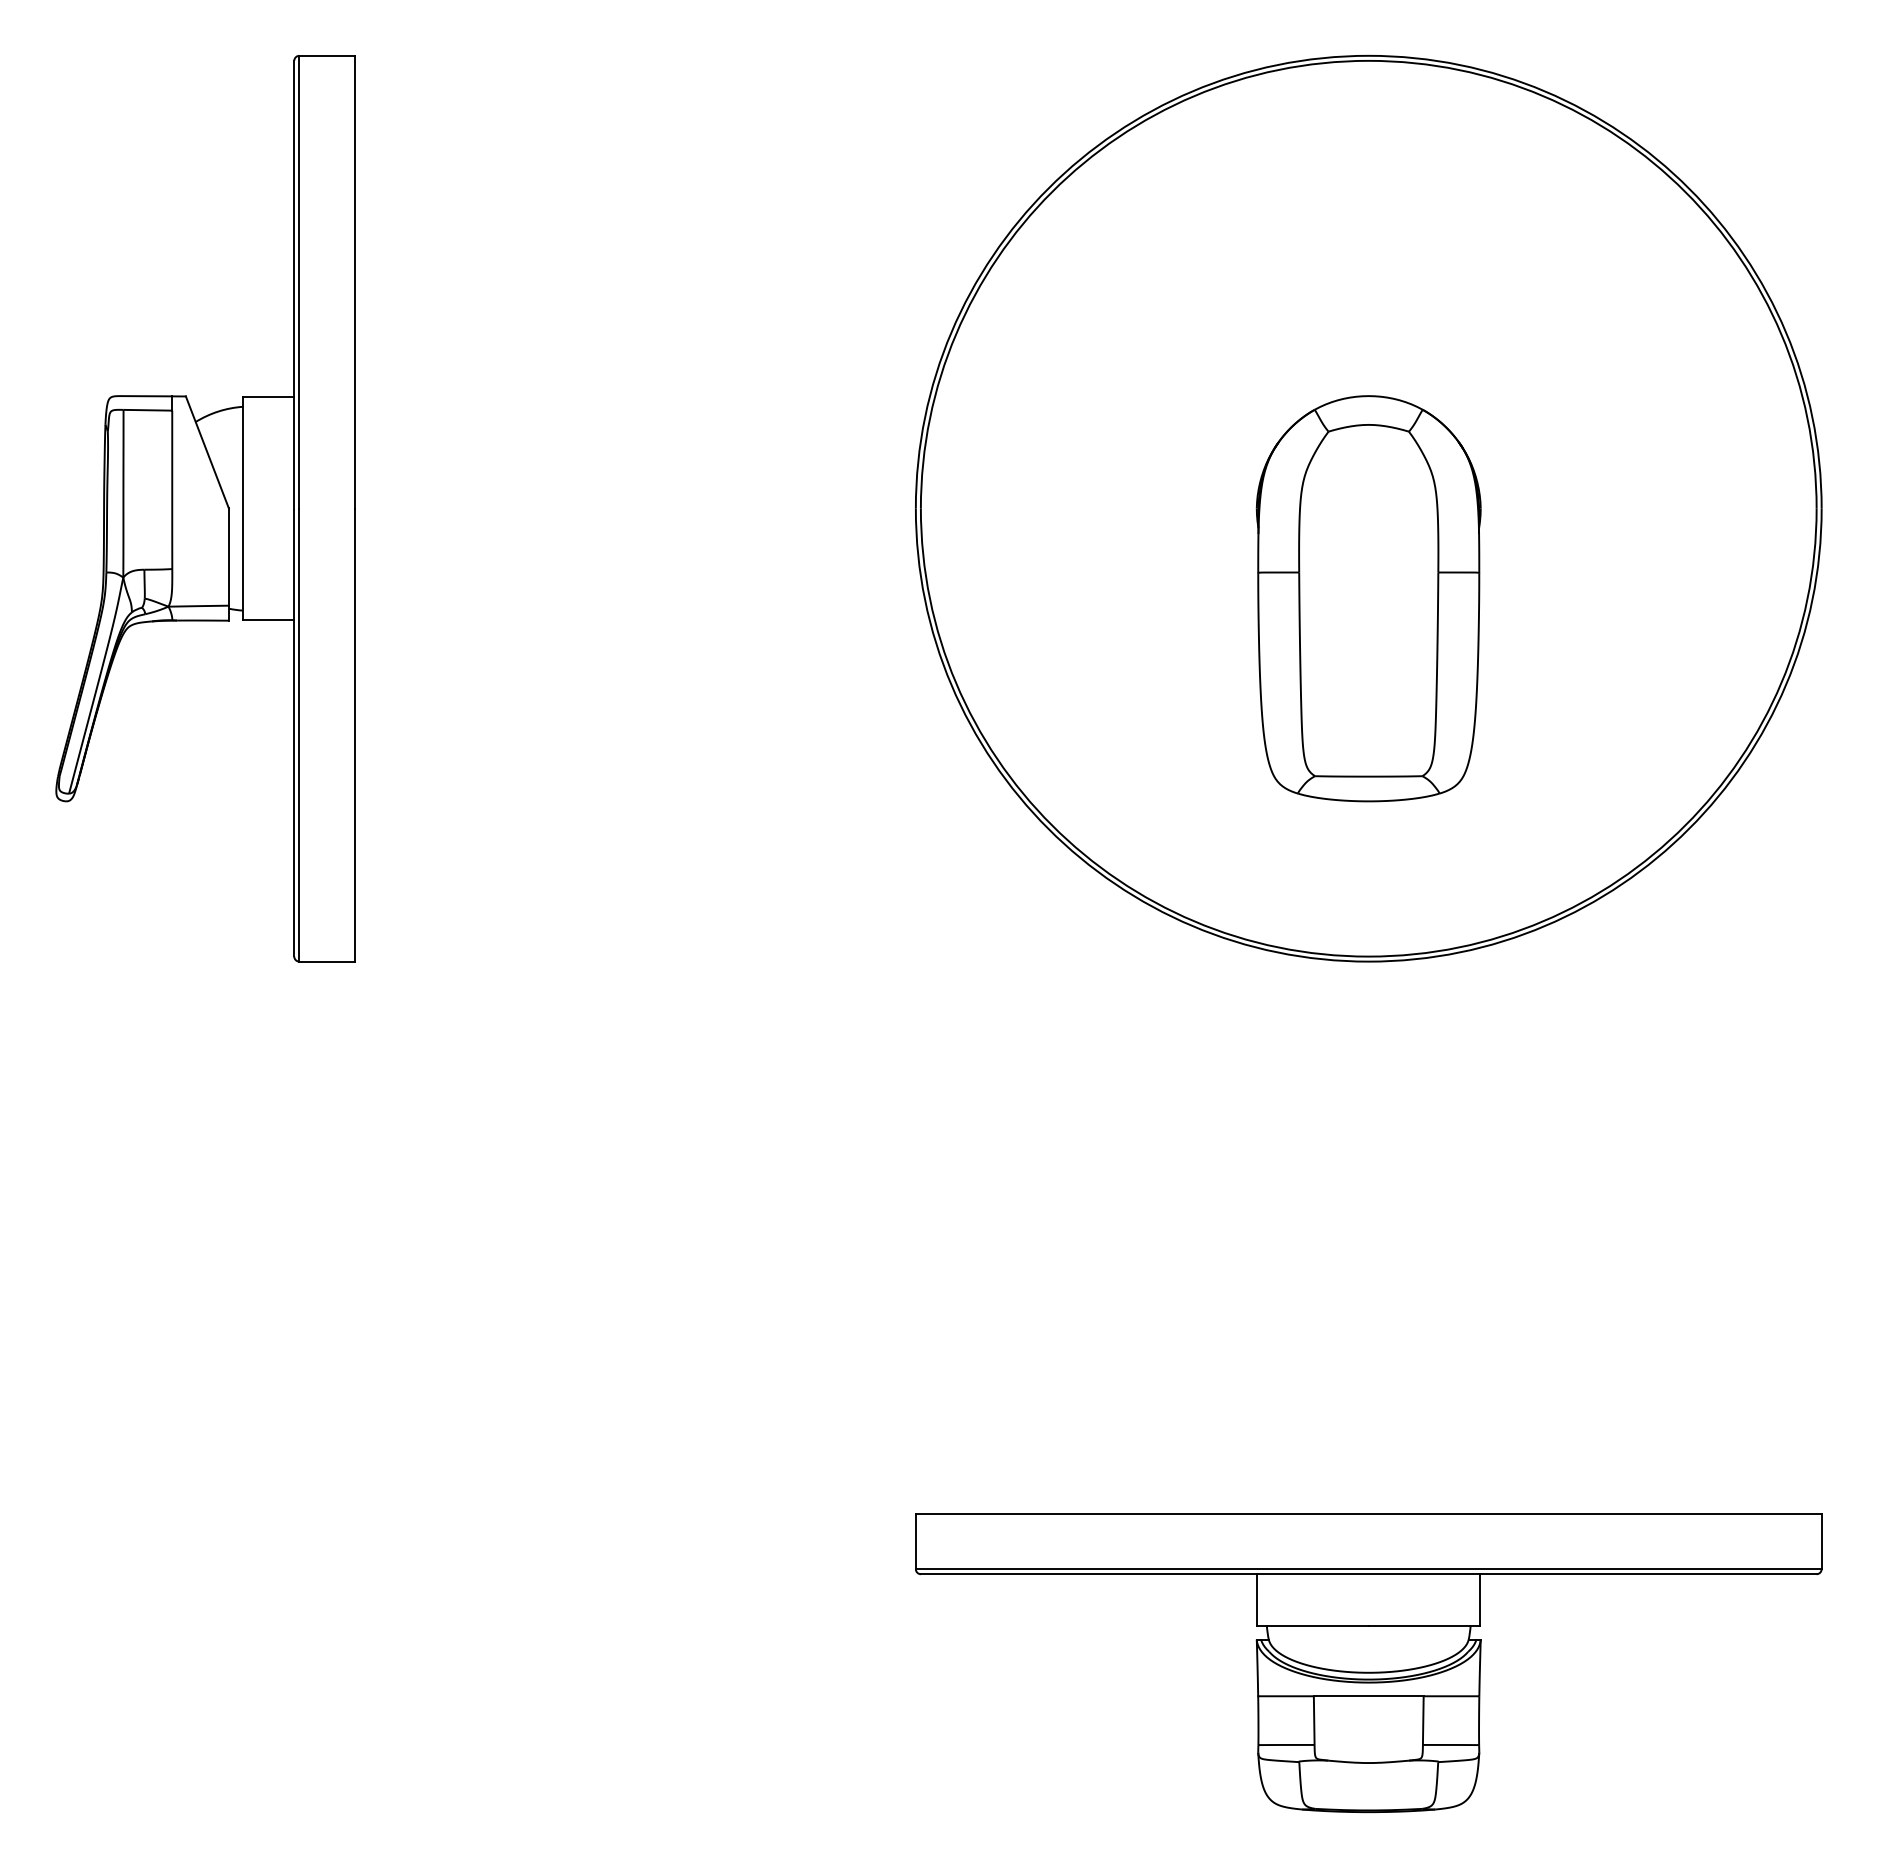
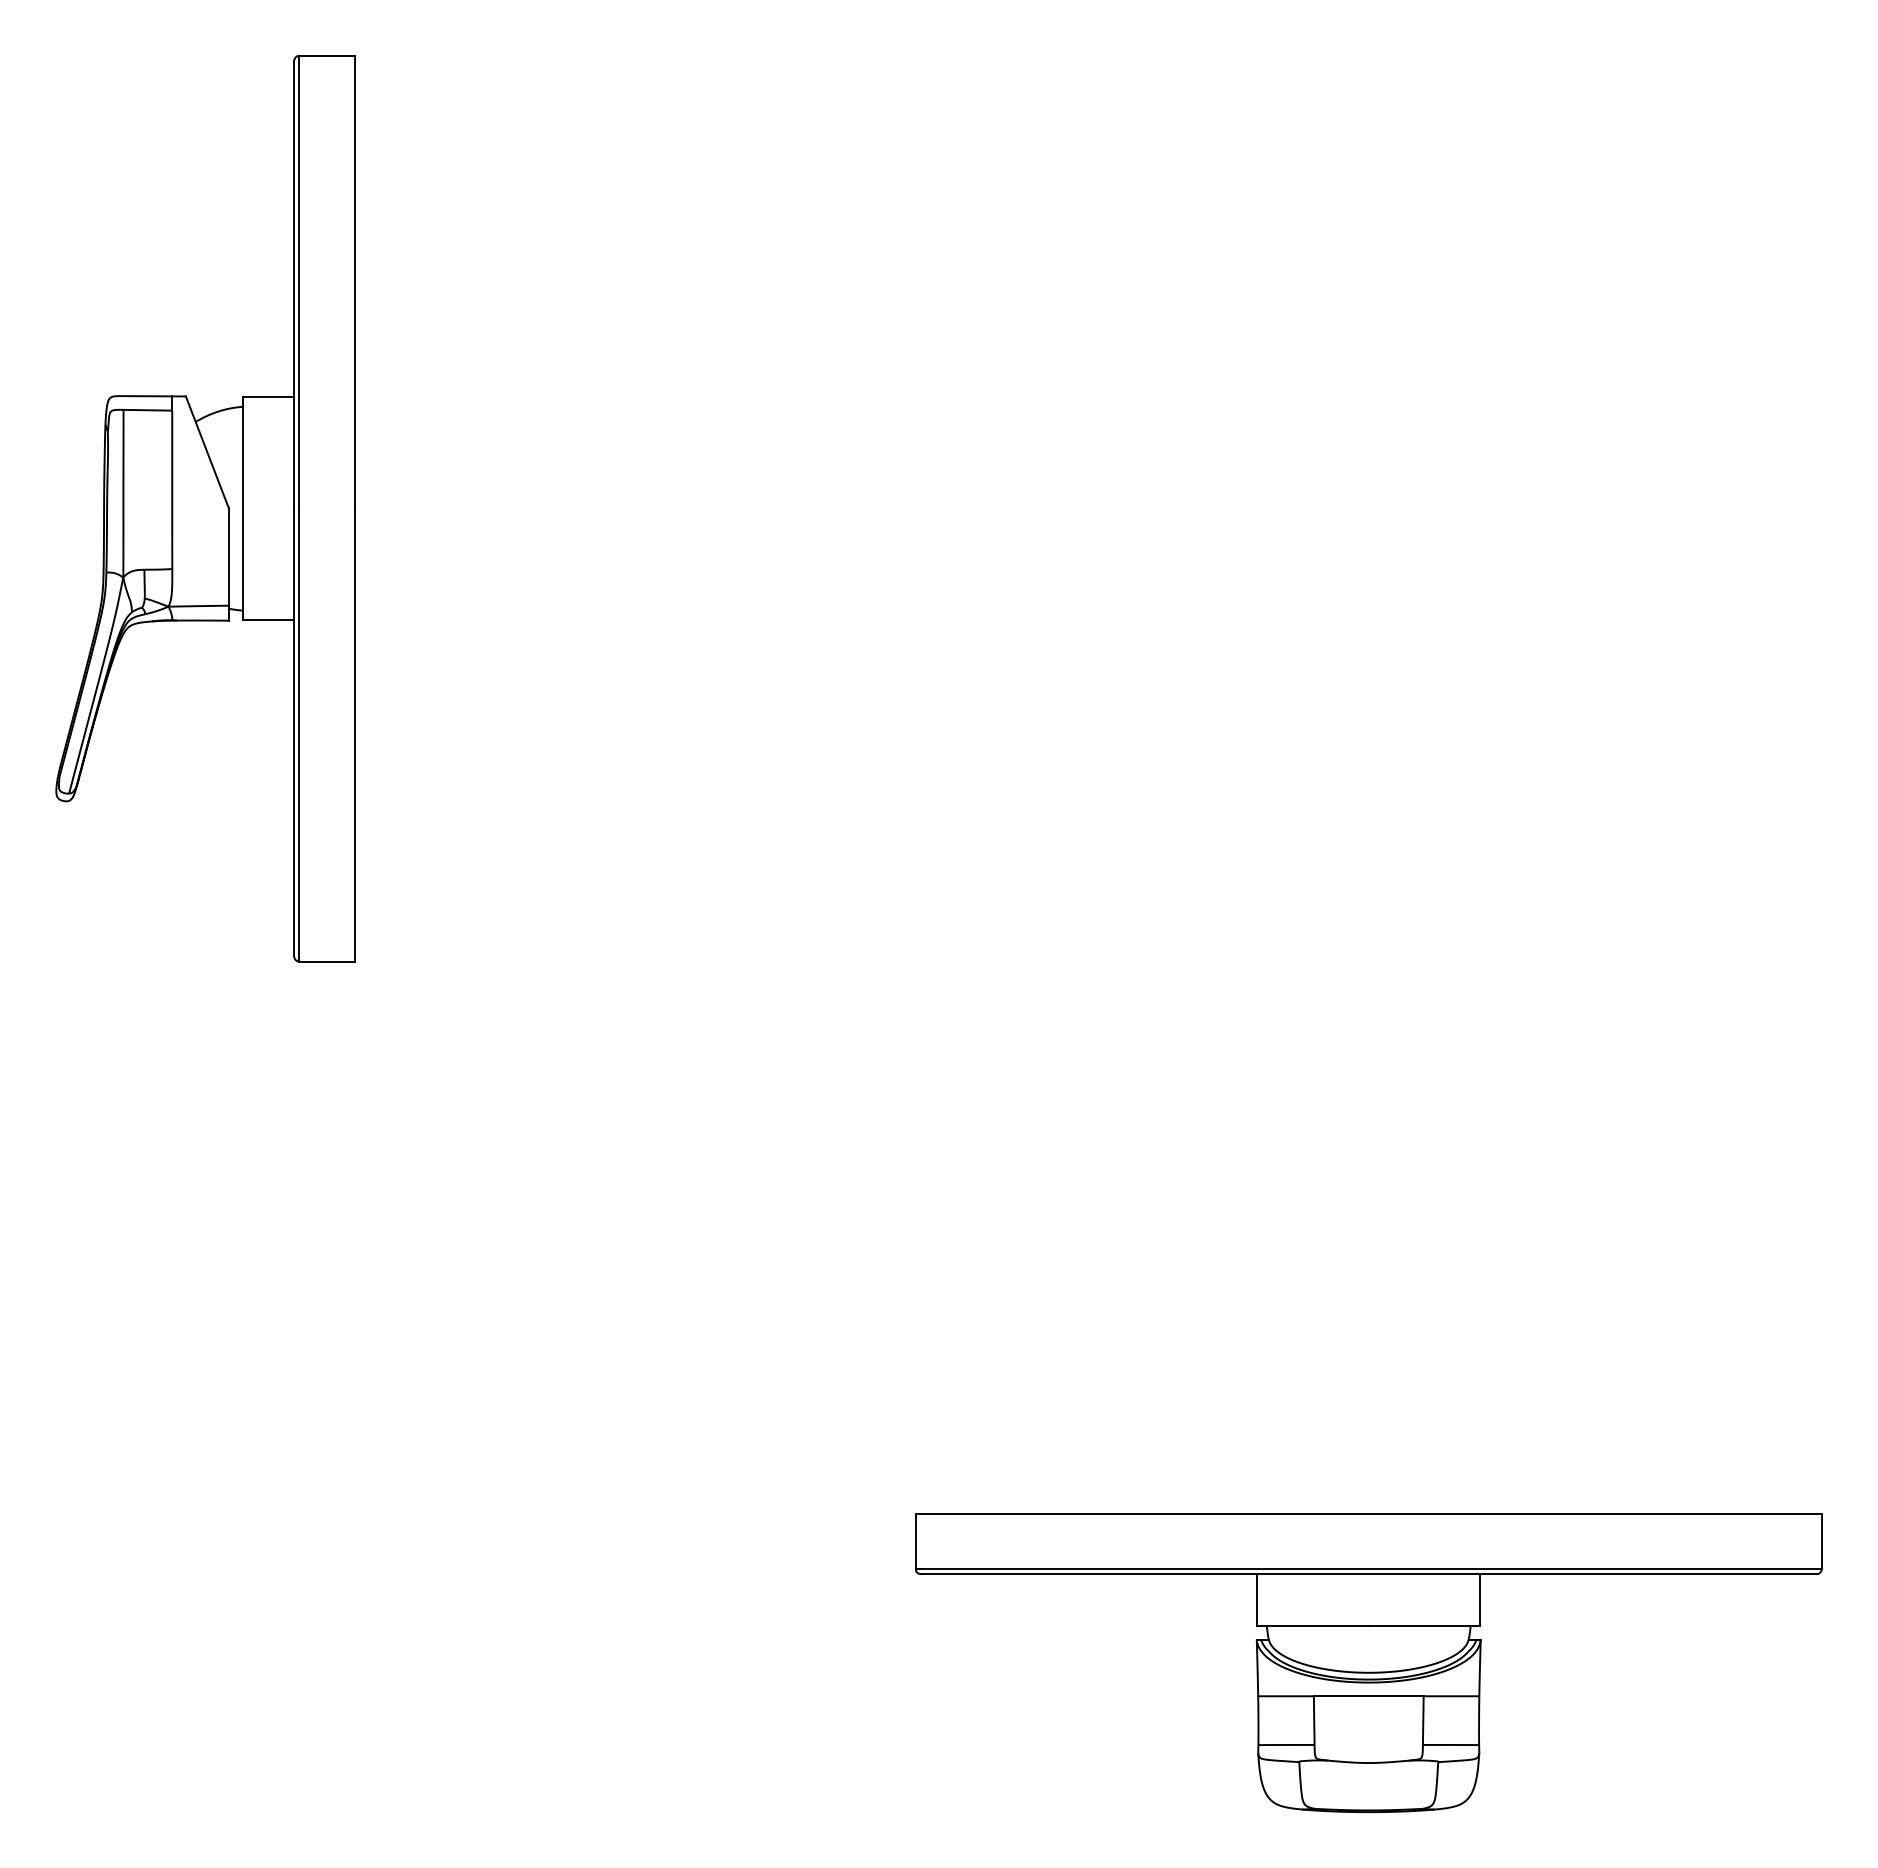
part: present -> none (1368, 508)
